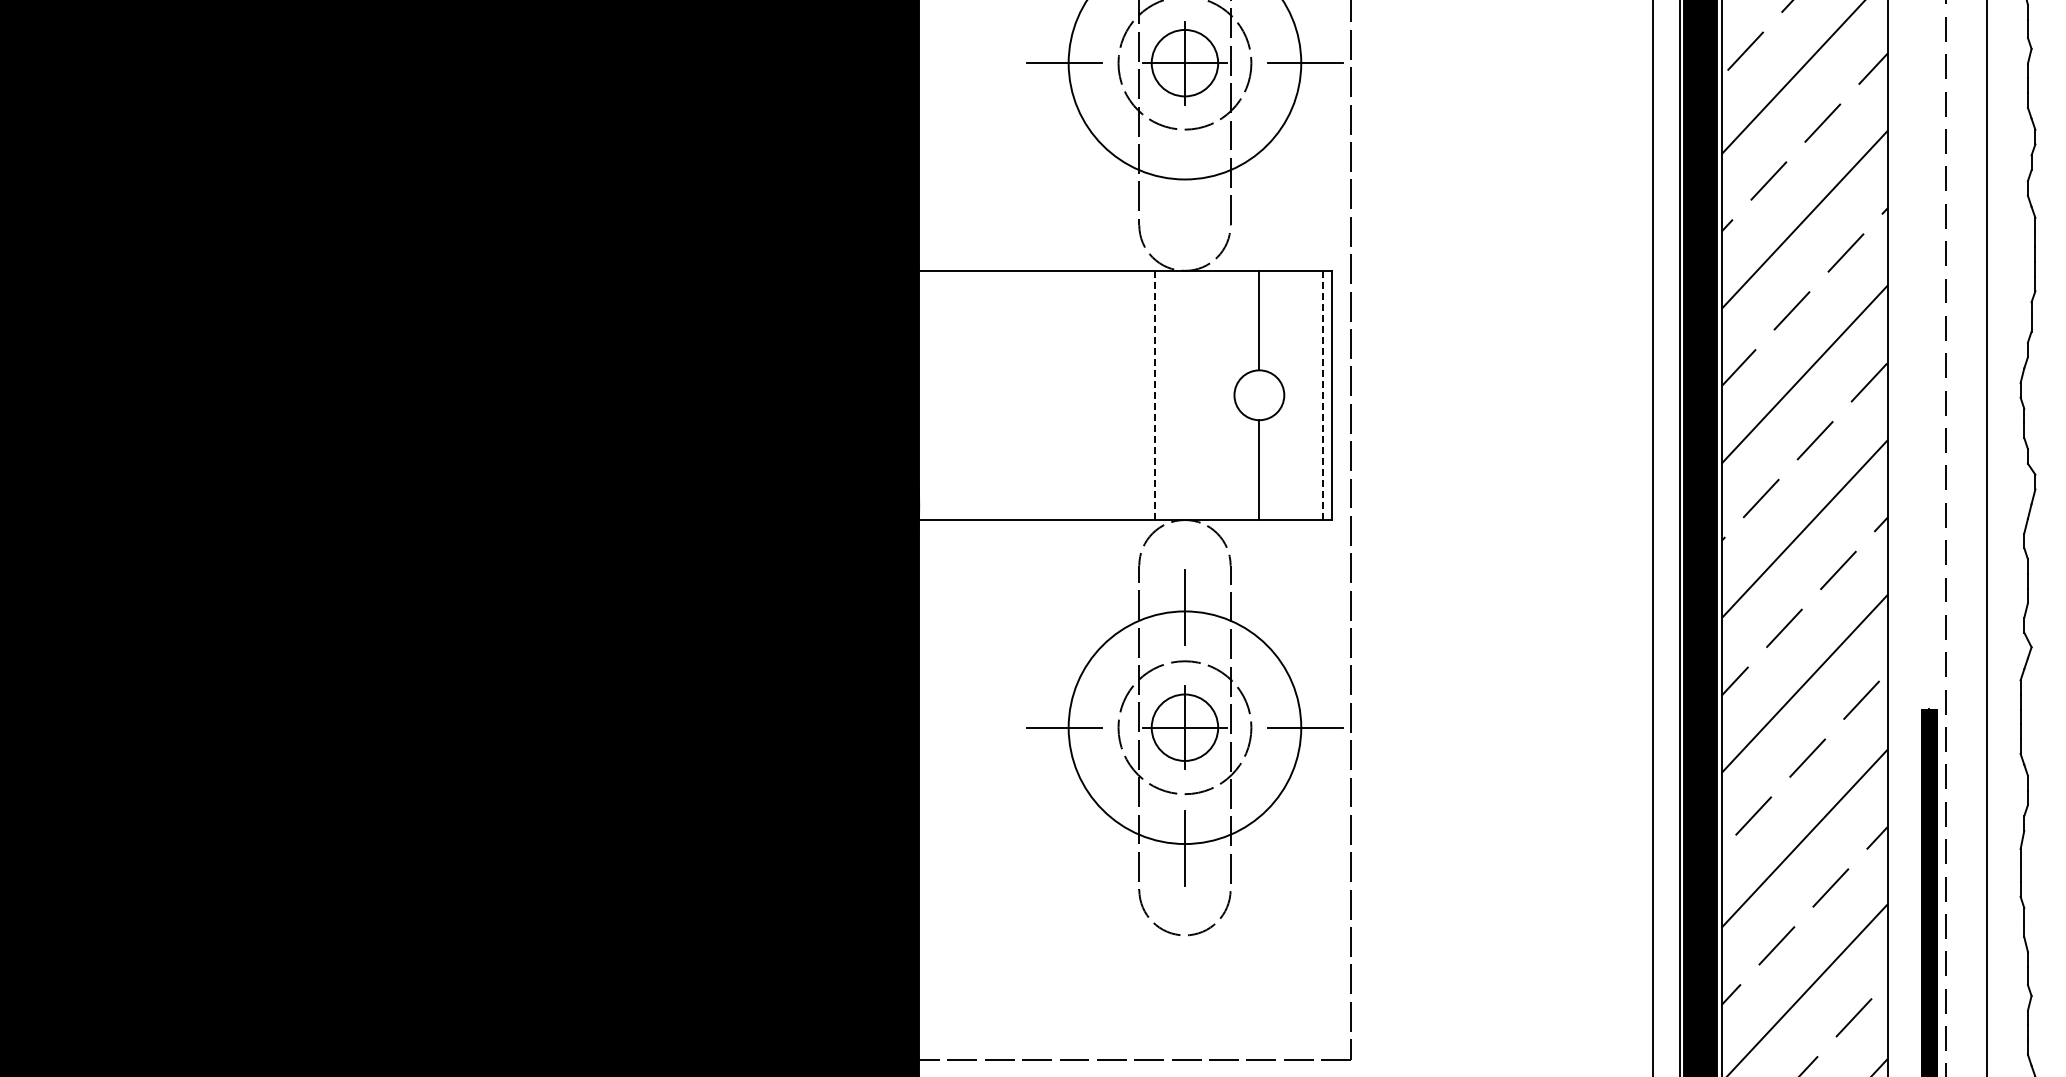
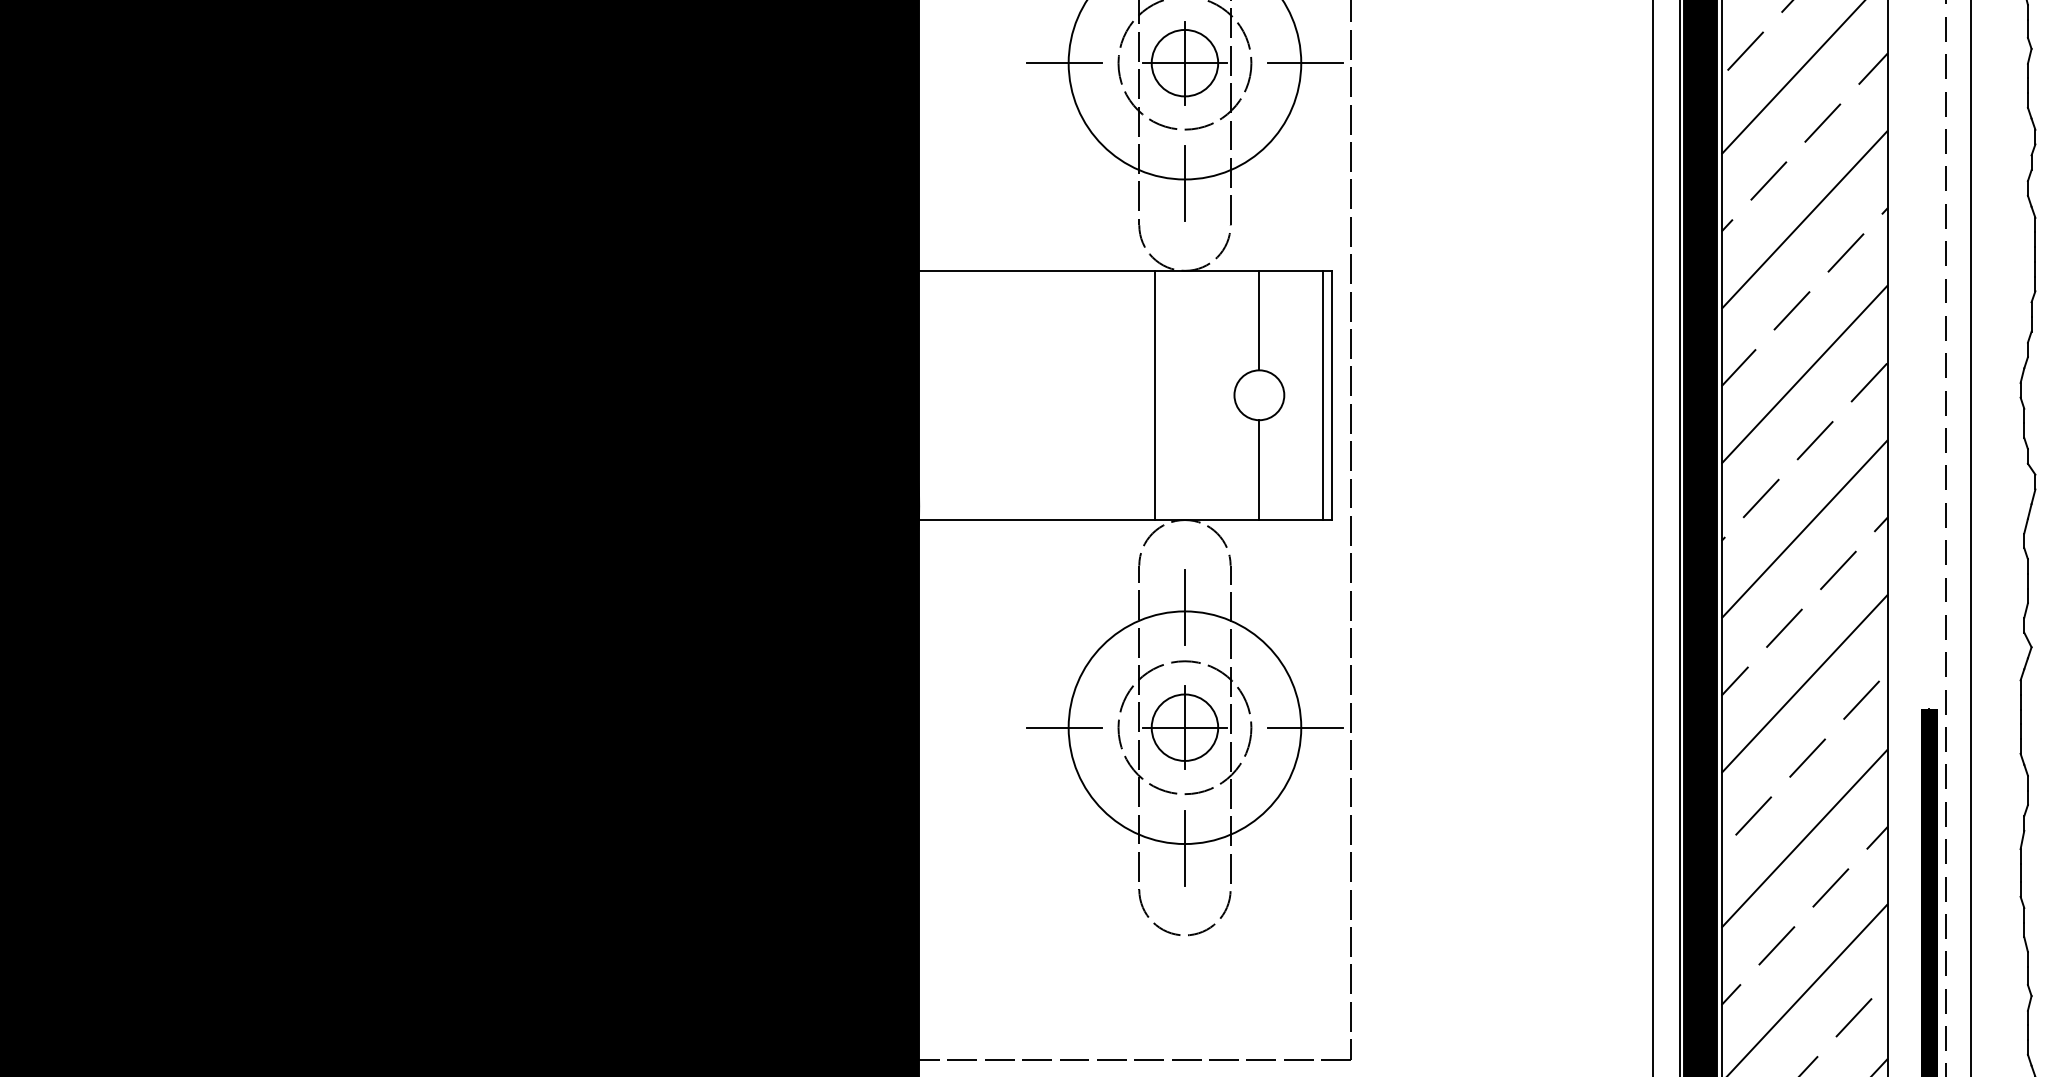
line: none -> present (1184, 183)
line: dashed -> solid (1155, 395)
line: dashed -> solid (1322, 395)
line position: (1986, 537) -> (1970, 537) (1970, 537)
